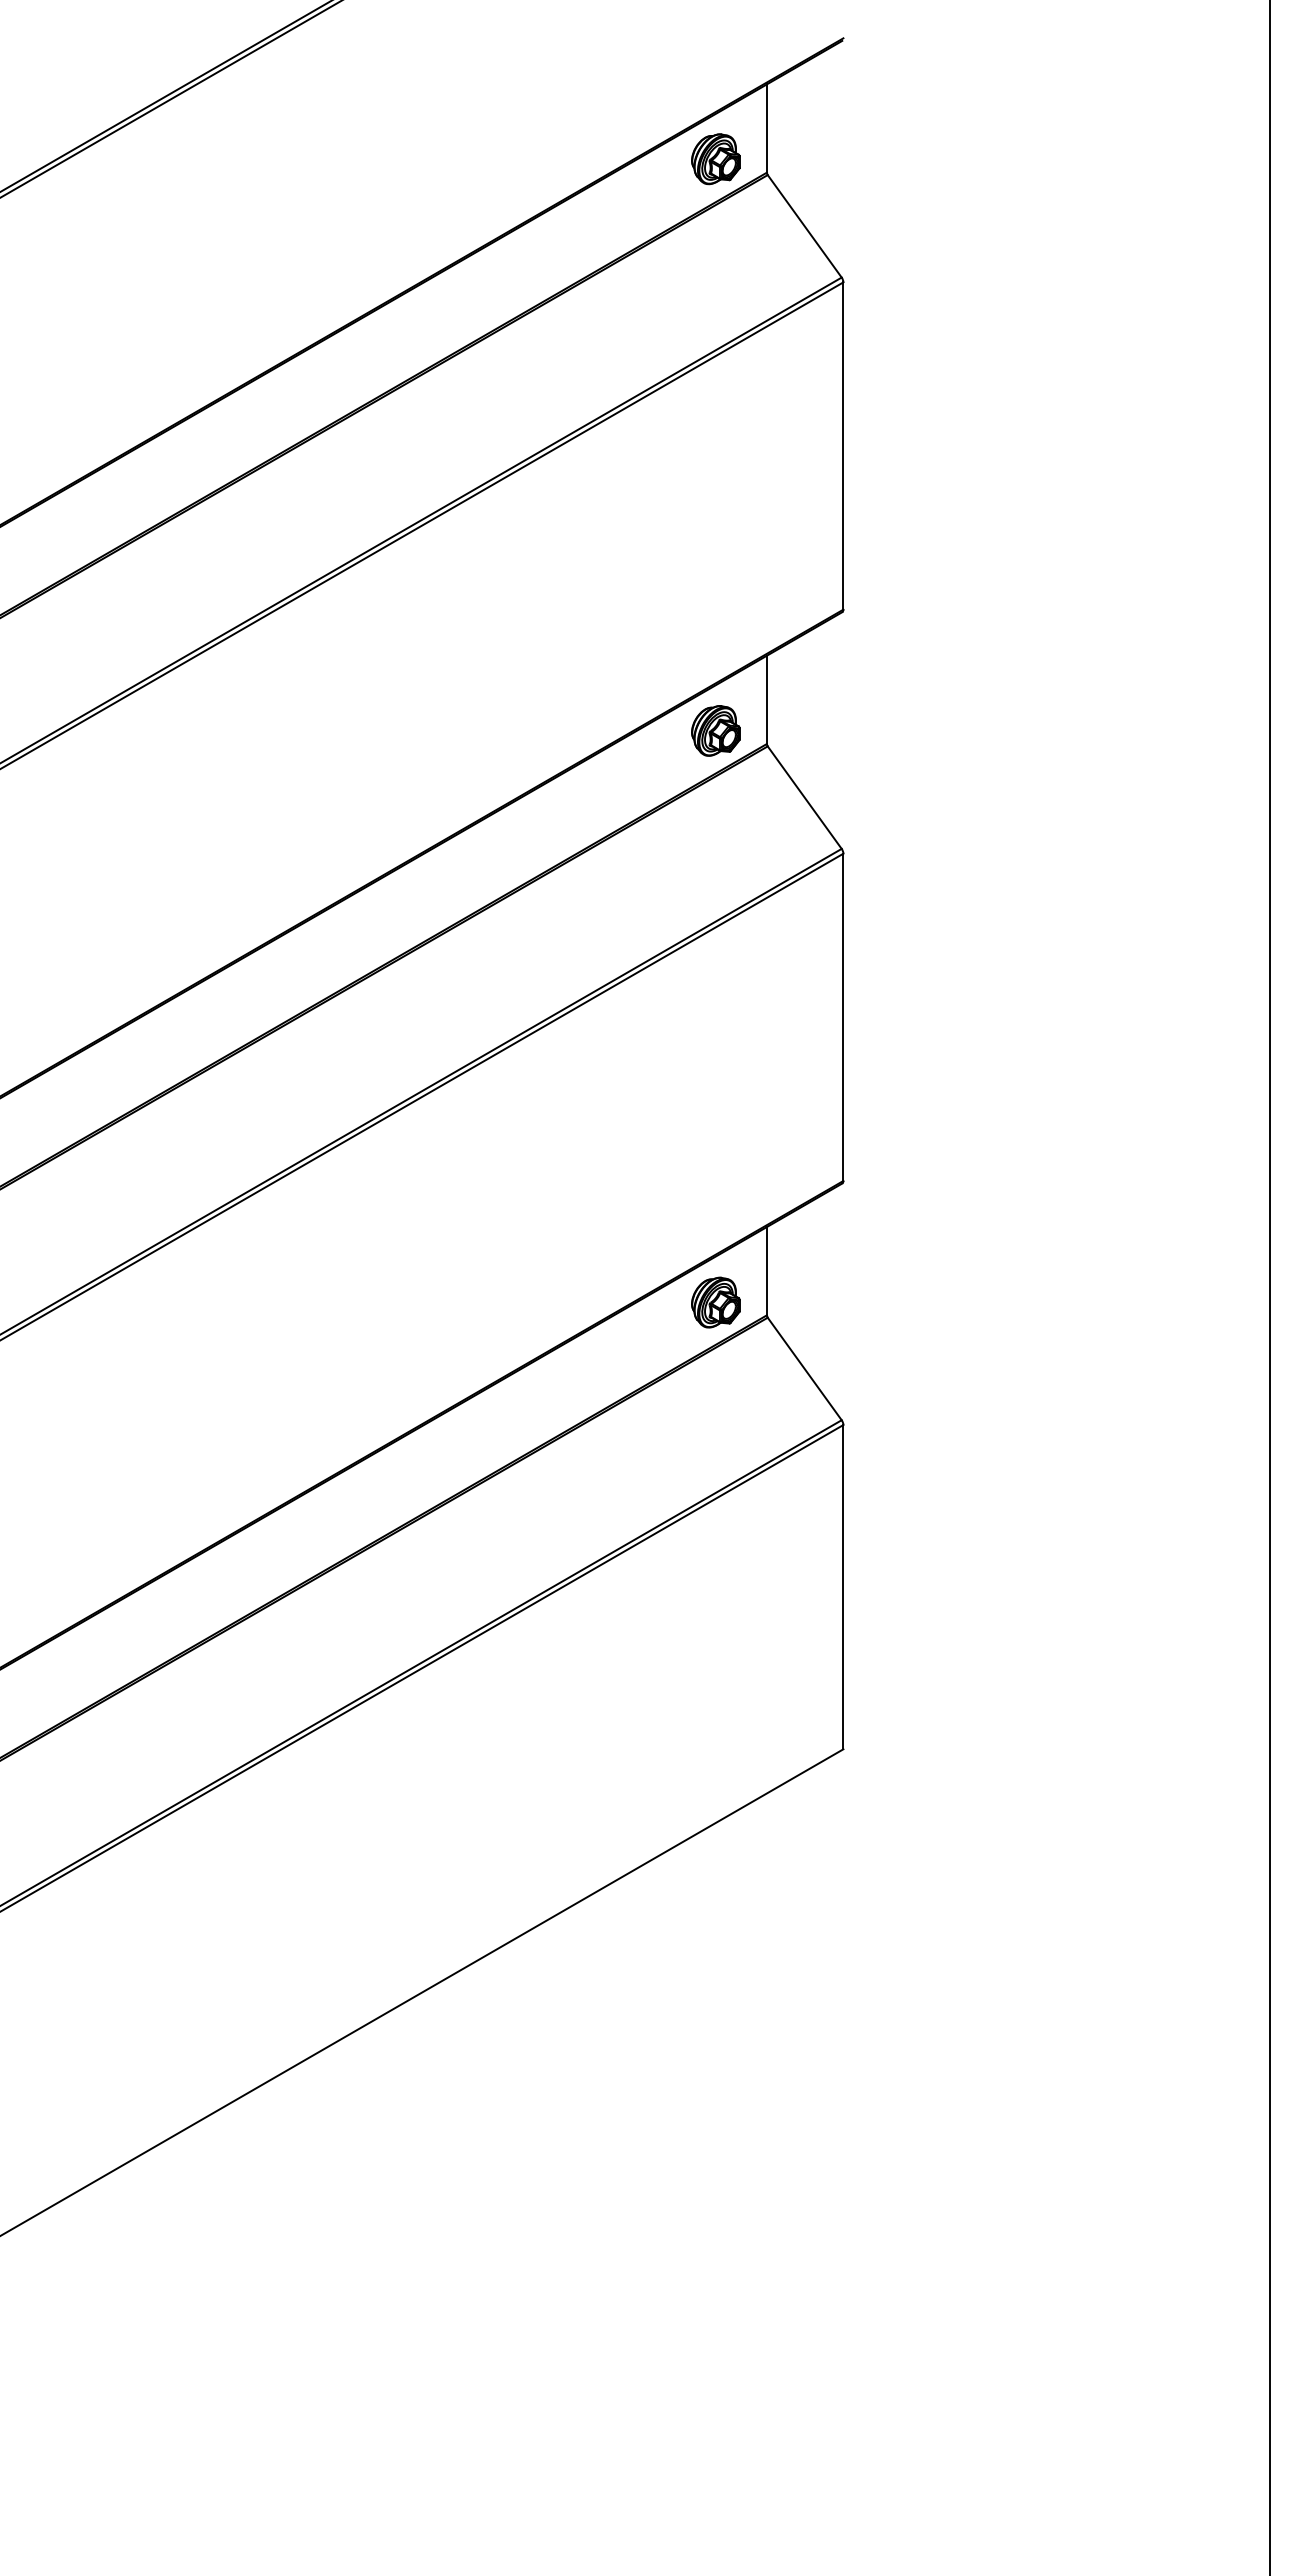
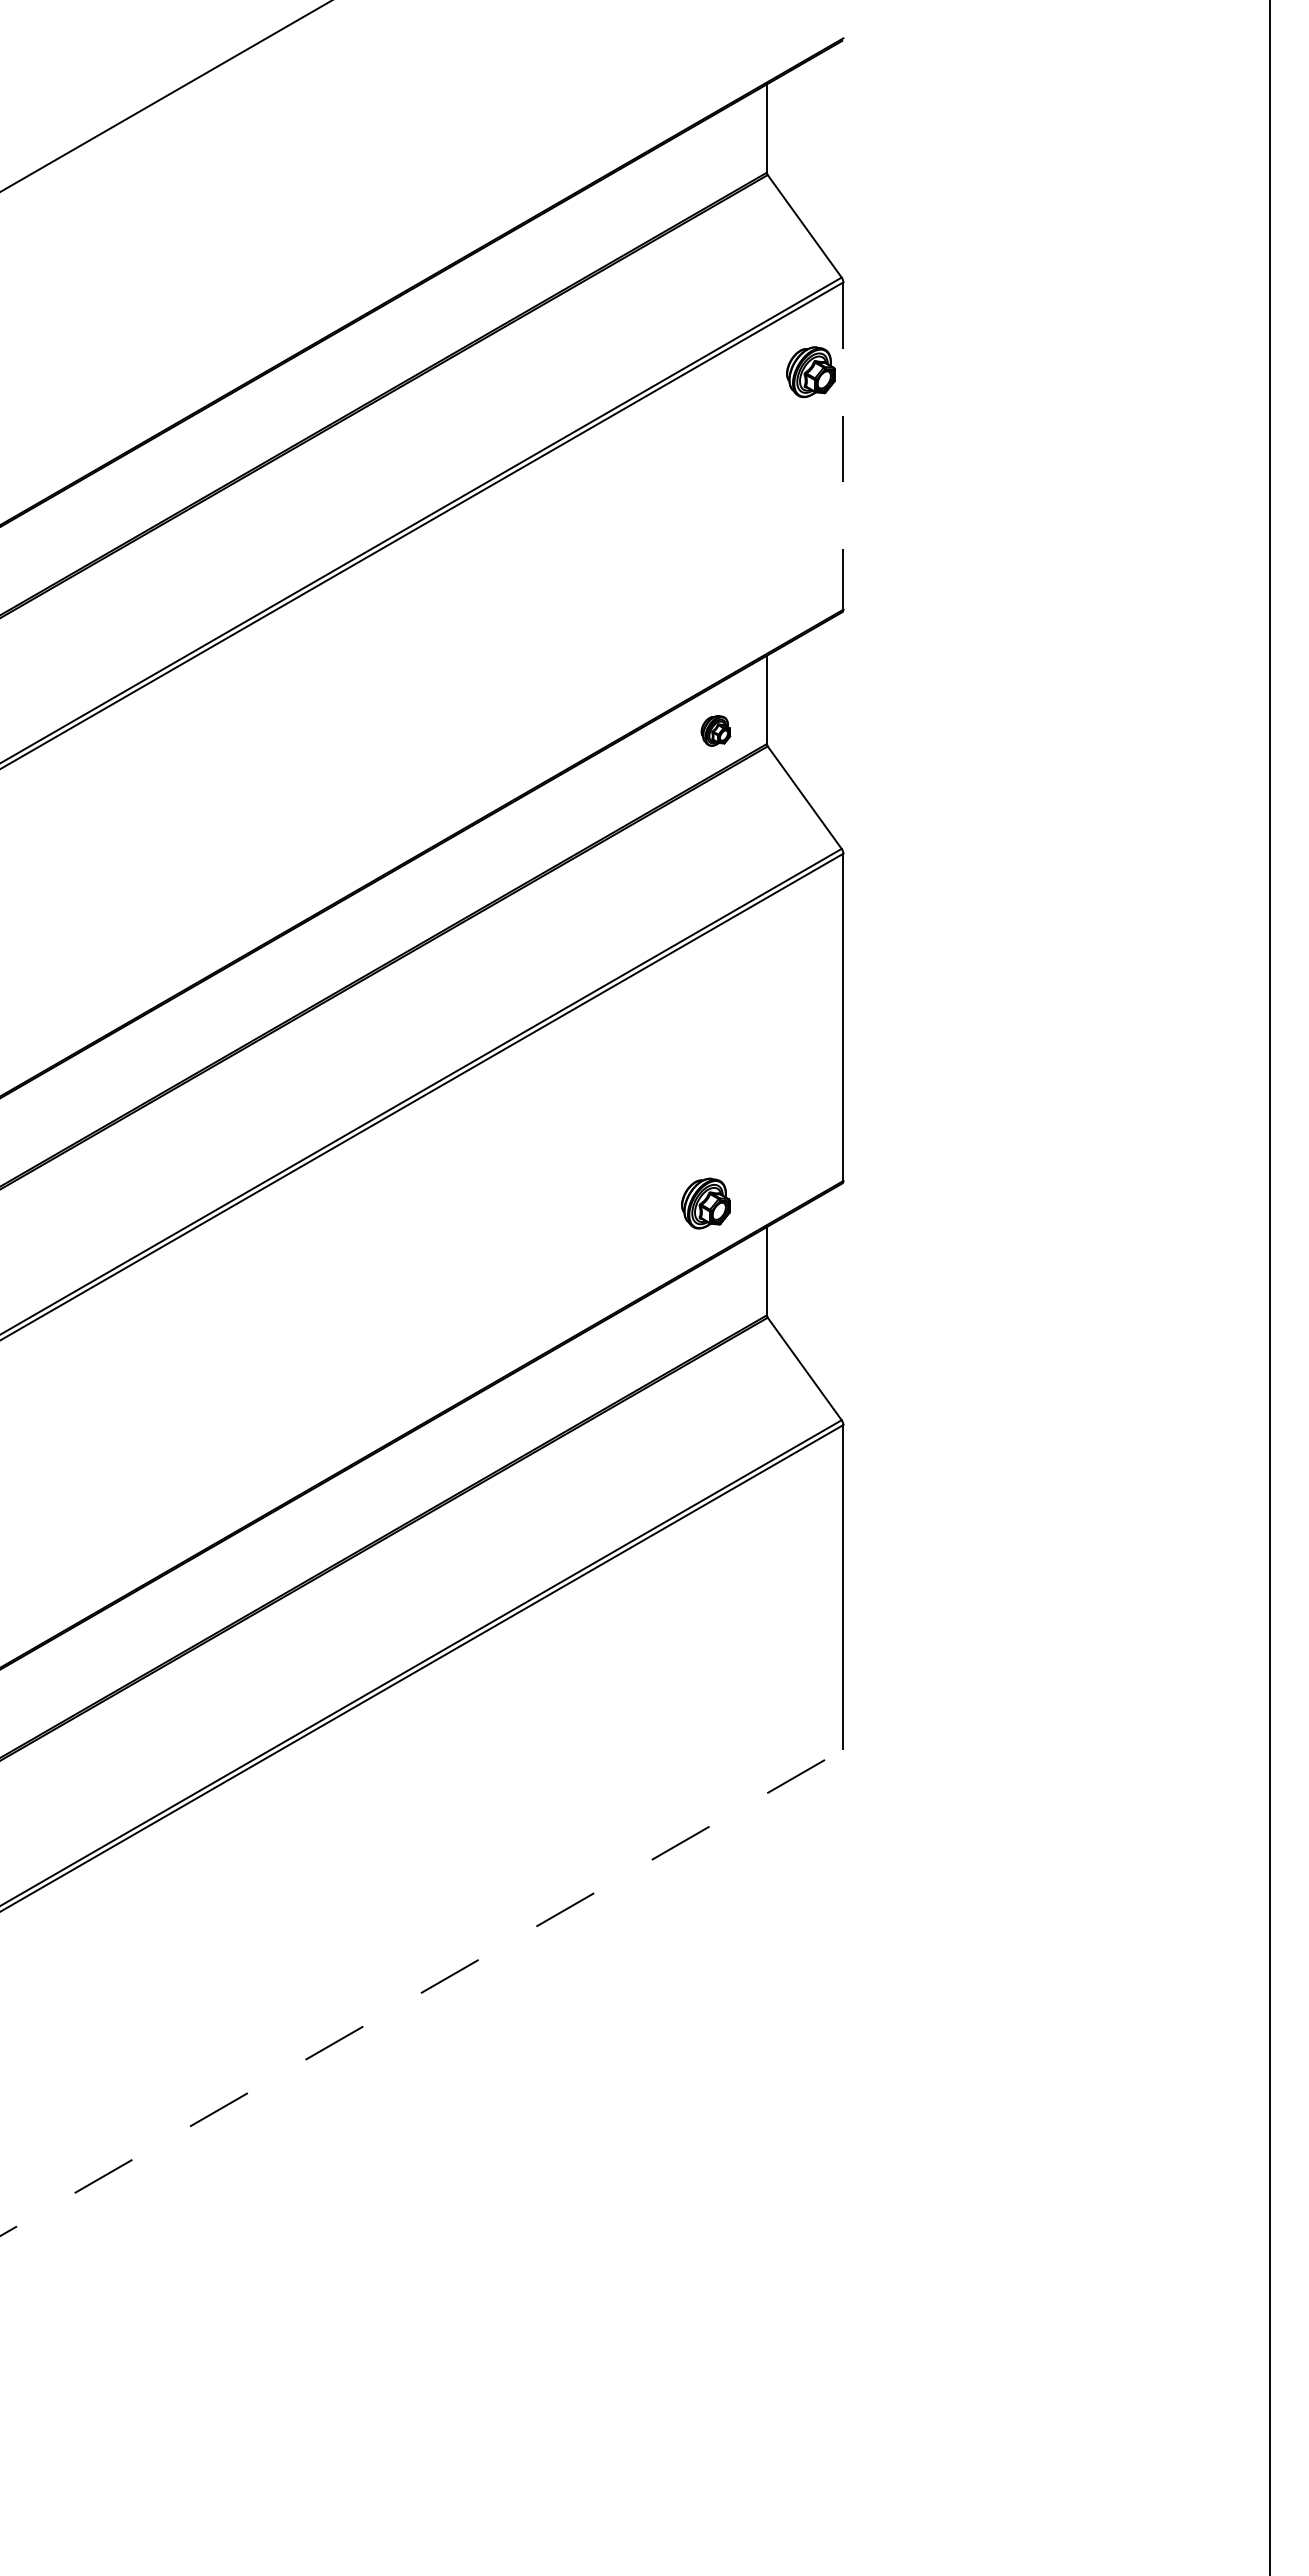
line: present -> none (170, 99)
part position: (715, 159) -> (810, 372) (810, 372)
line: solid -> dashed (843, 446)
part size: 50x52 px -> 32x32 px (715, 730)
part position: (715, 1302) -> (705, 1203) (705, 1203)
line: solid -> dashed (422, 1992)
